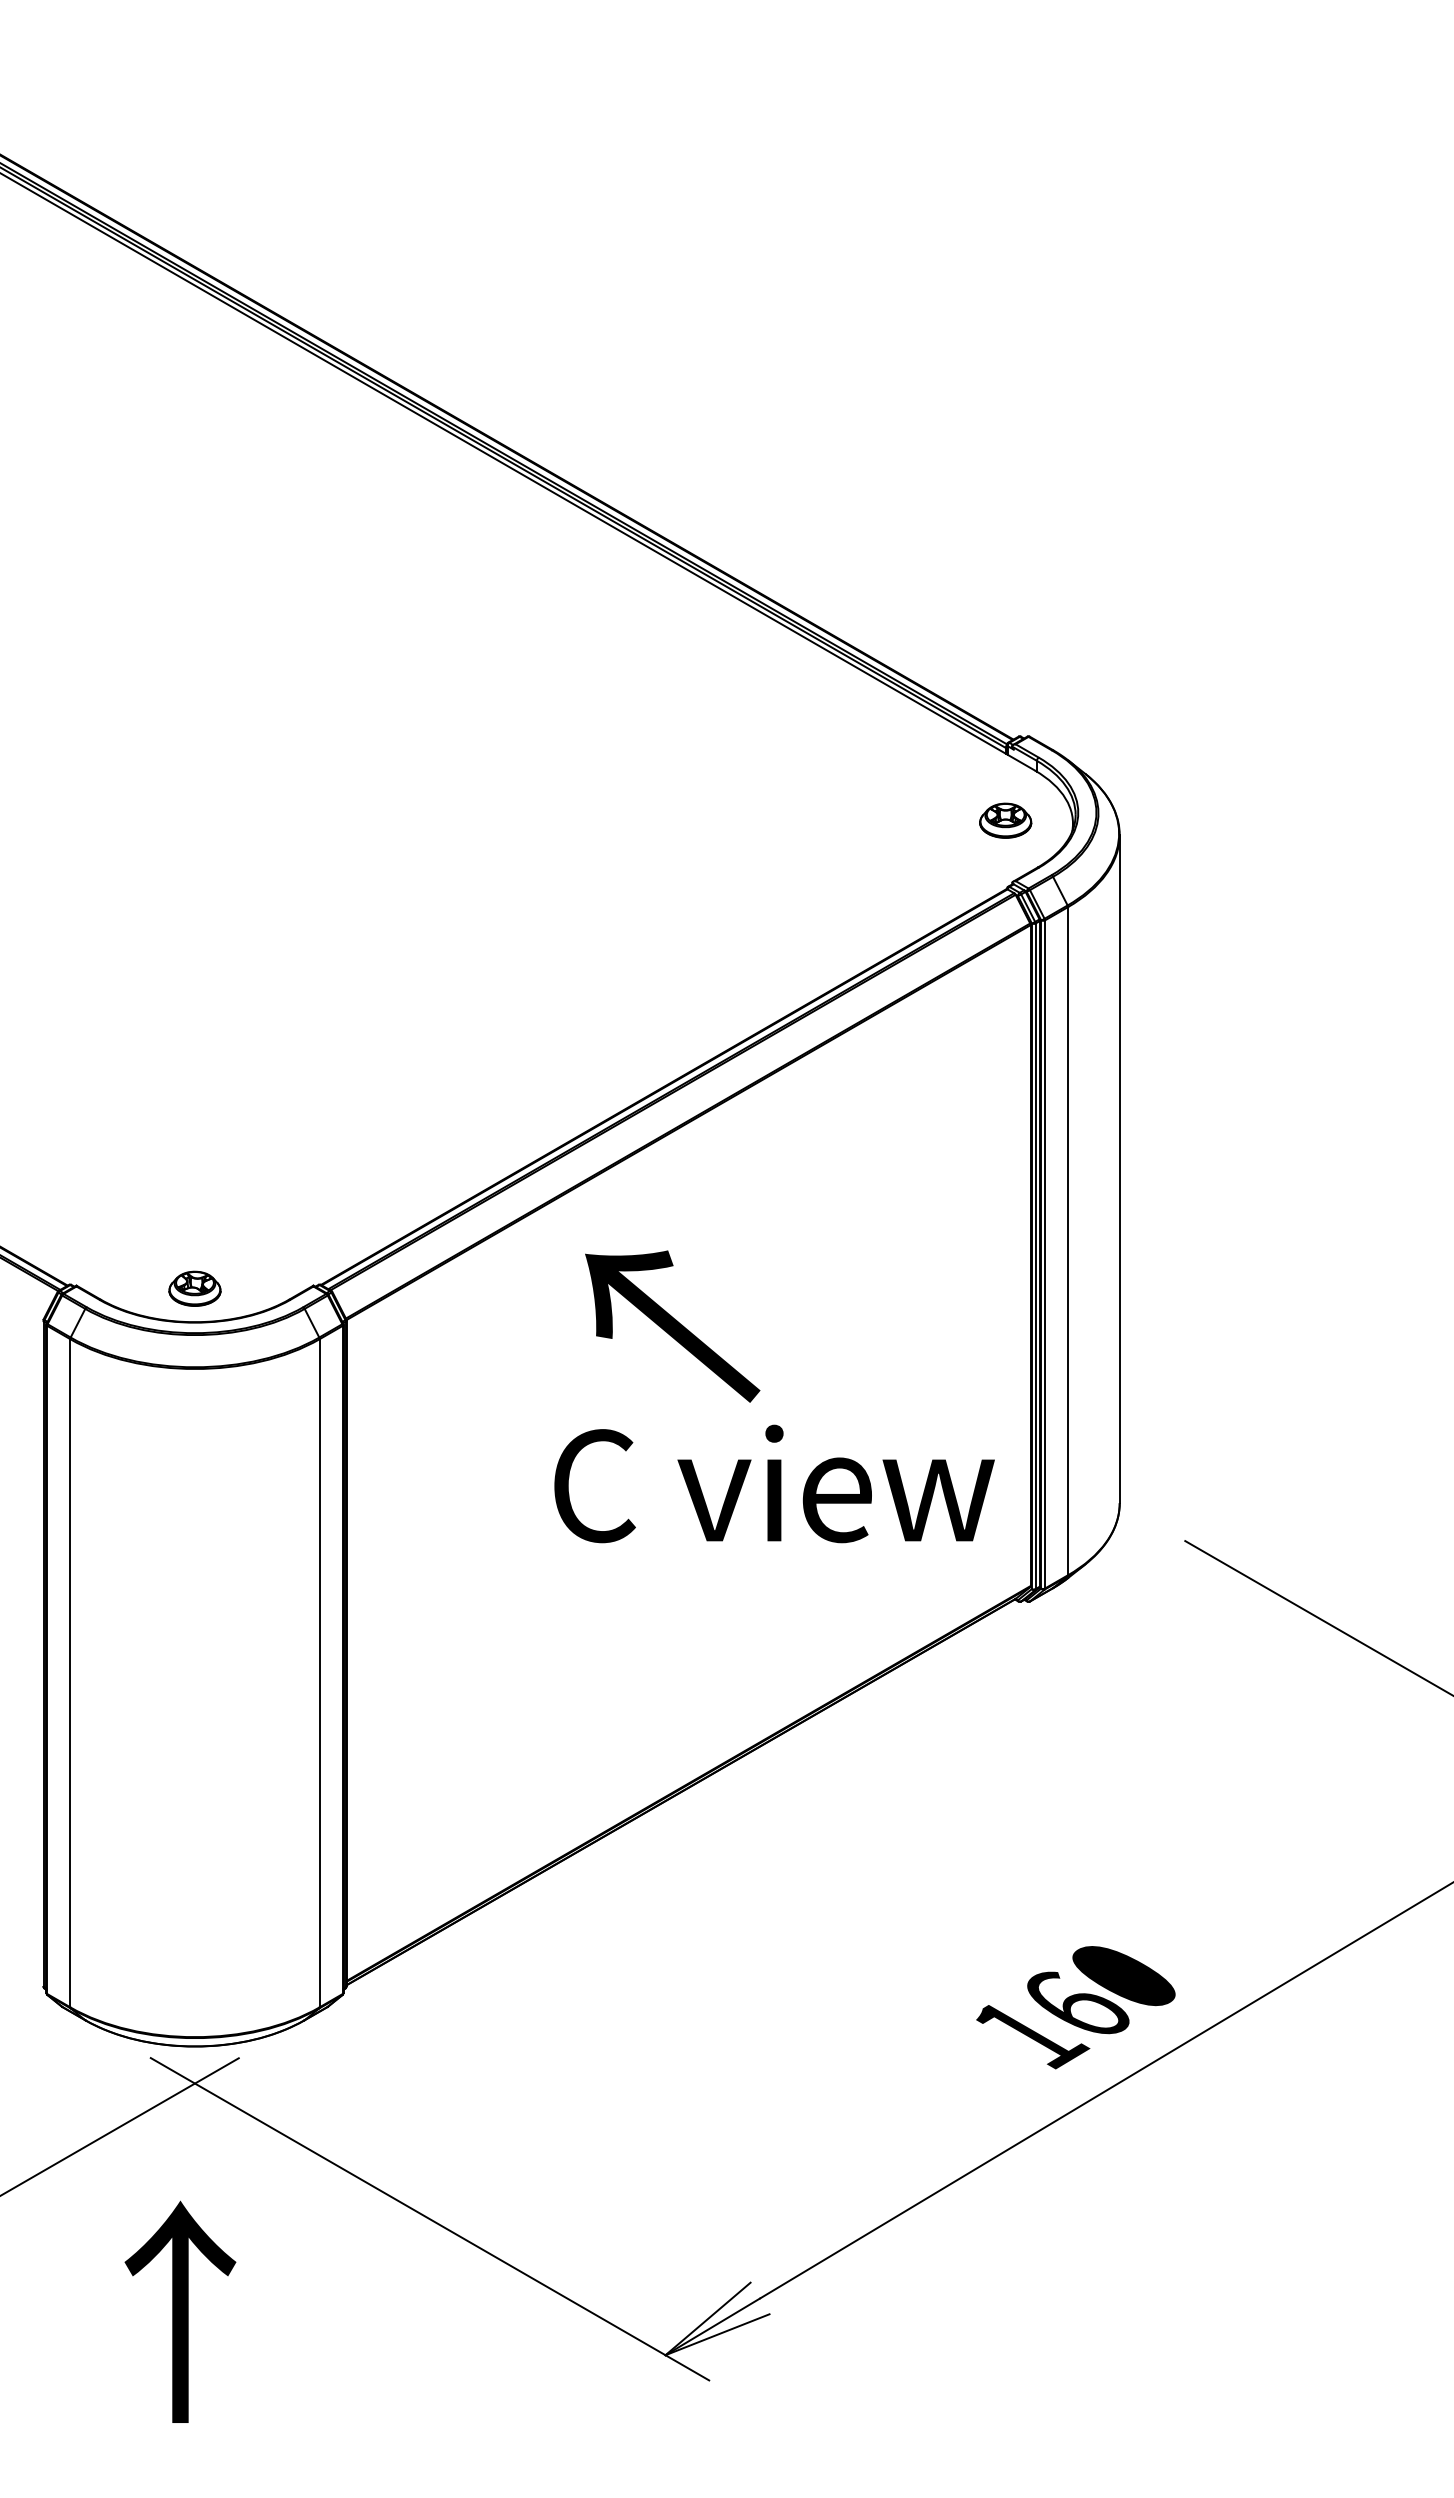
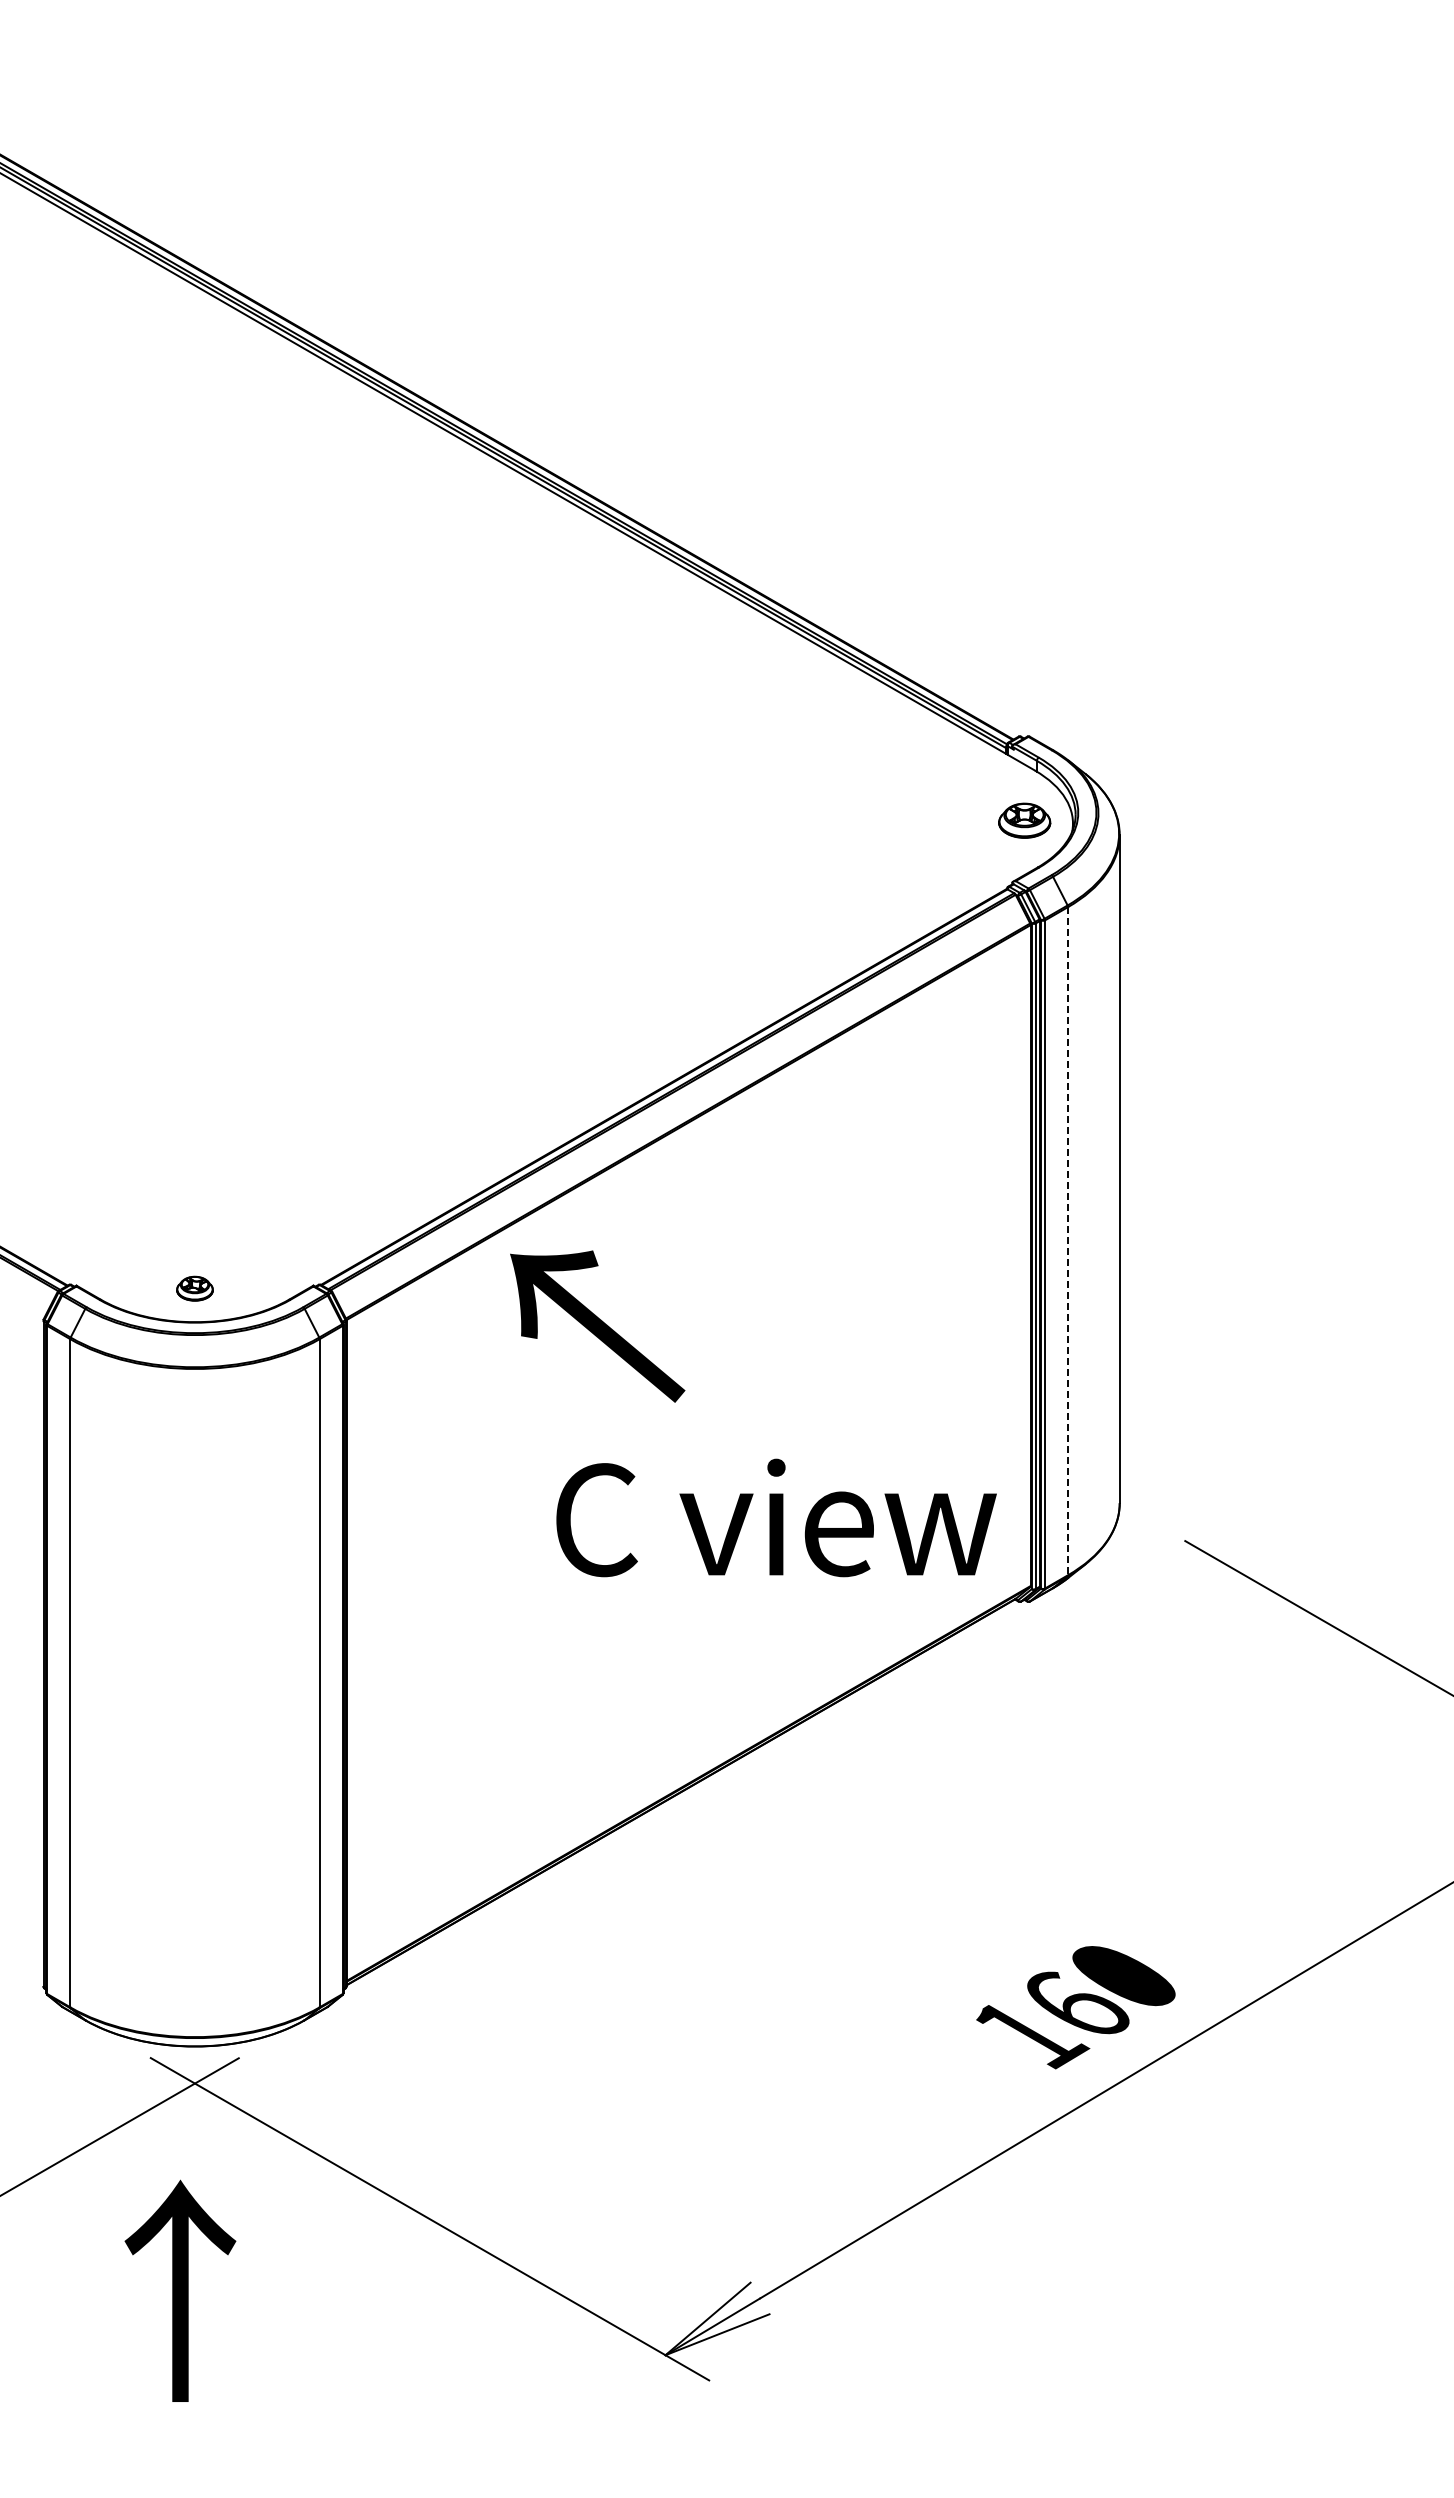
part position: (1005, 820) -> (1024, 820) (1024, 820)
line: solid -> dashed (1068, 1241)
part size: 54x37 px -> 38x27 px (194, 1288)
text position: (672, 1326) -> (597, 1326) (597, 1326)
text position: (774, 1483) -> (776, 1517) (776, 1517)
text position: (180, 2311) -> (180, 2290) (180, 2290)
